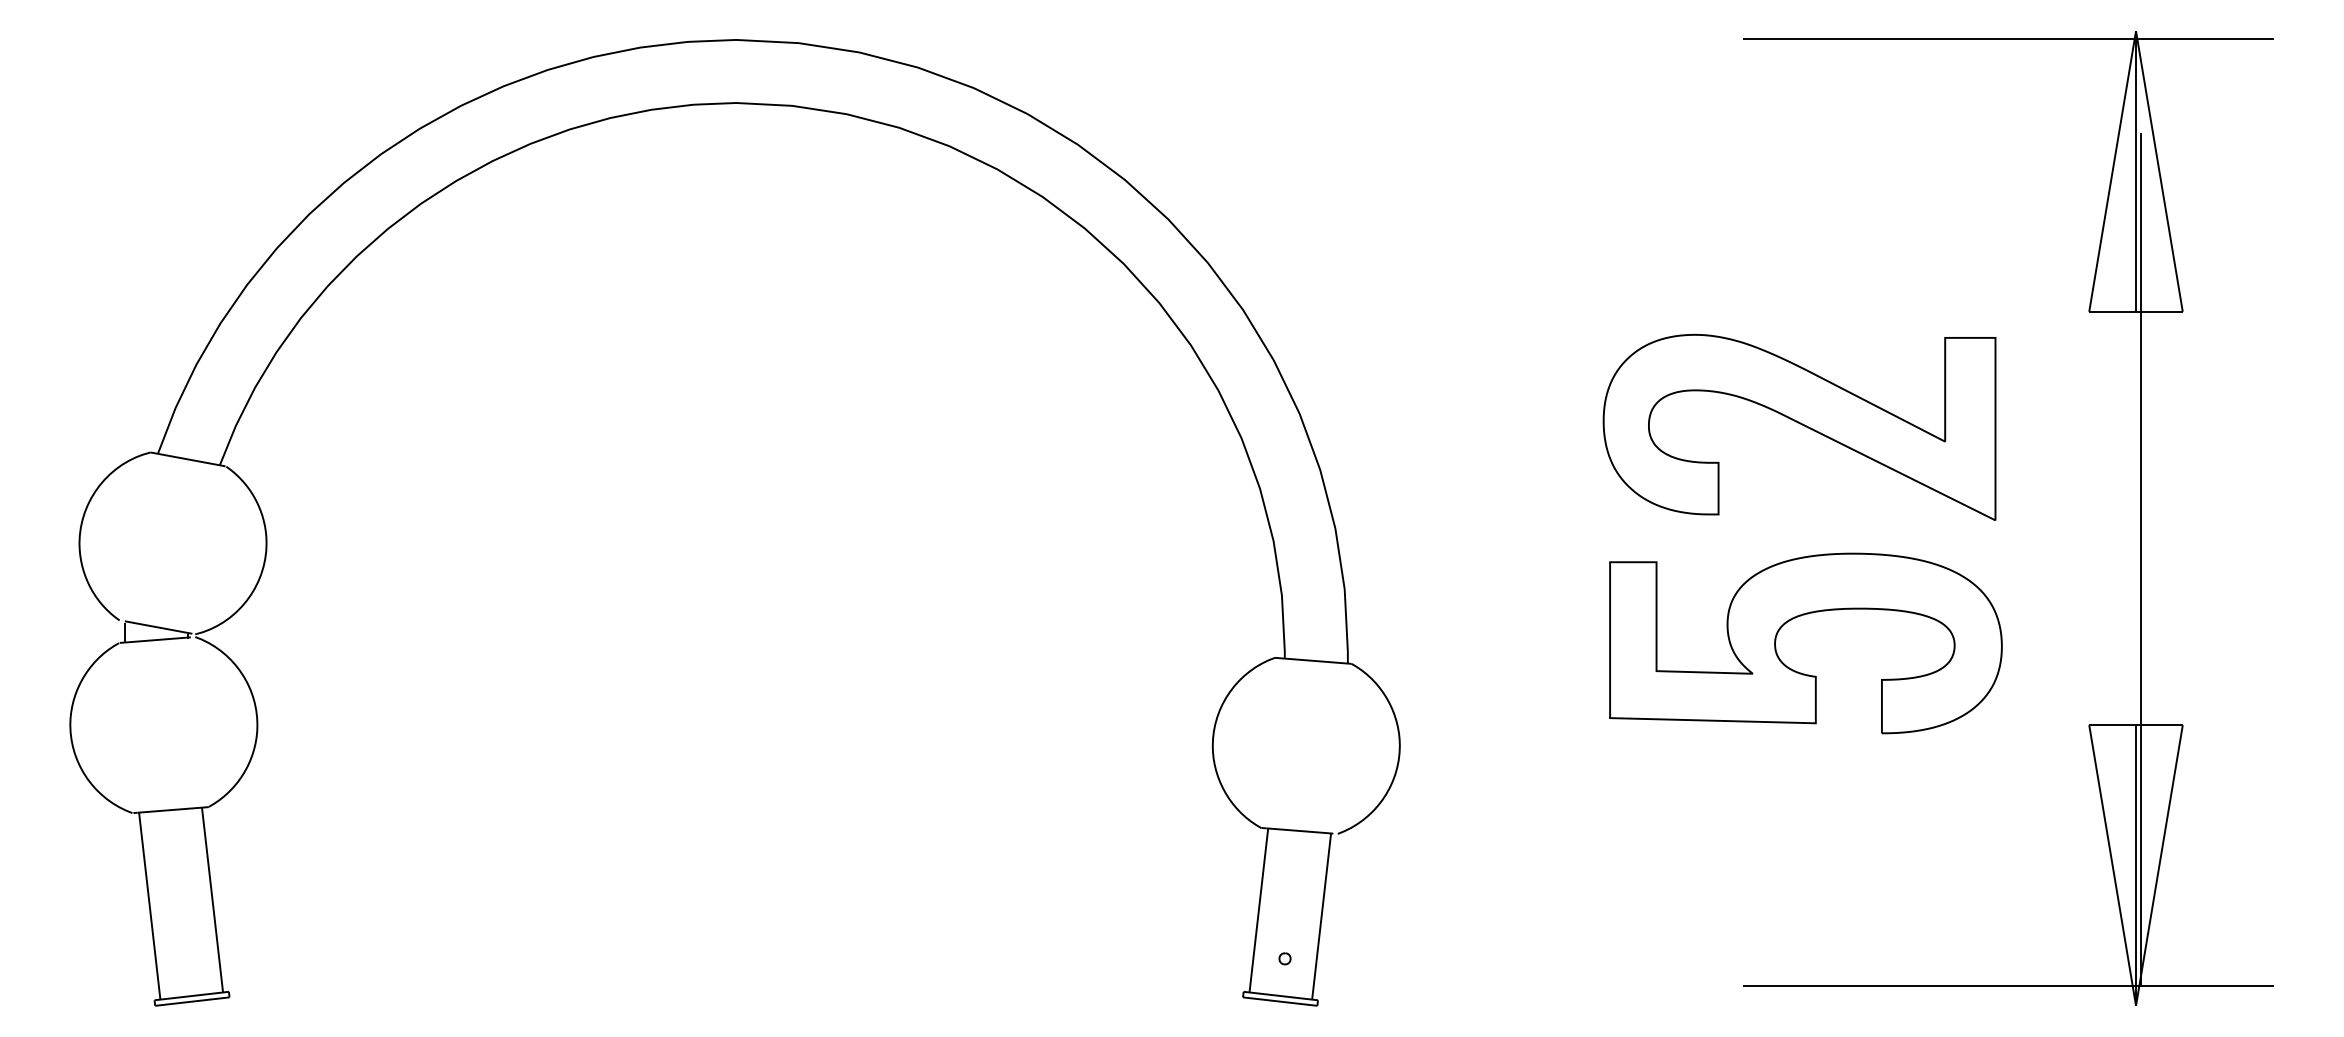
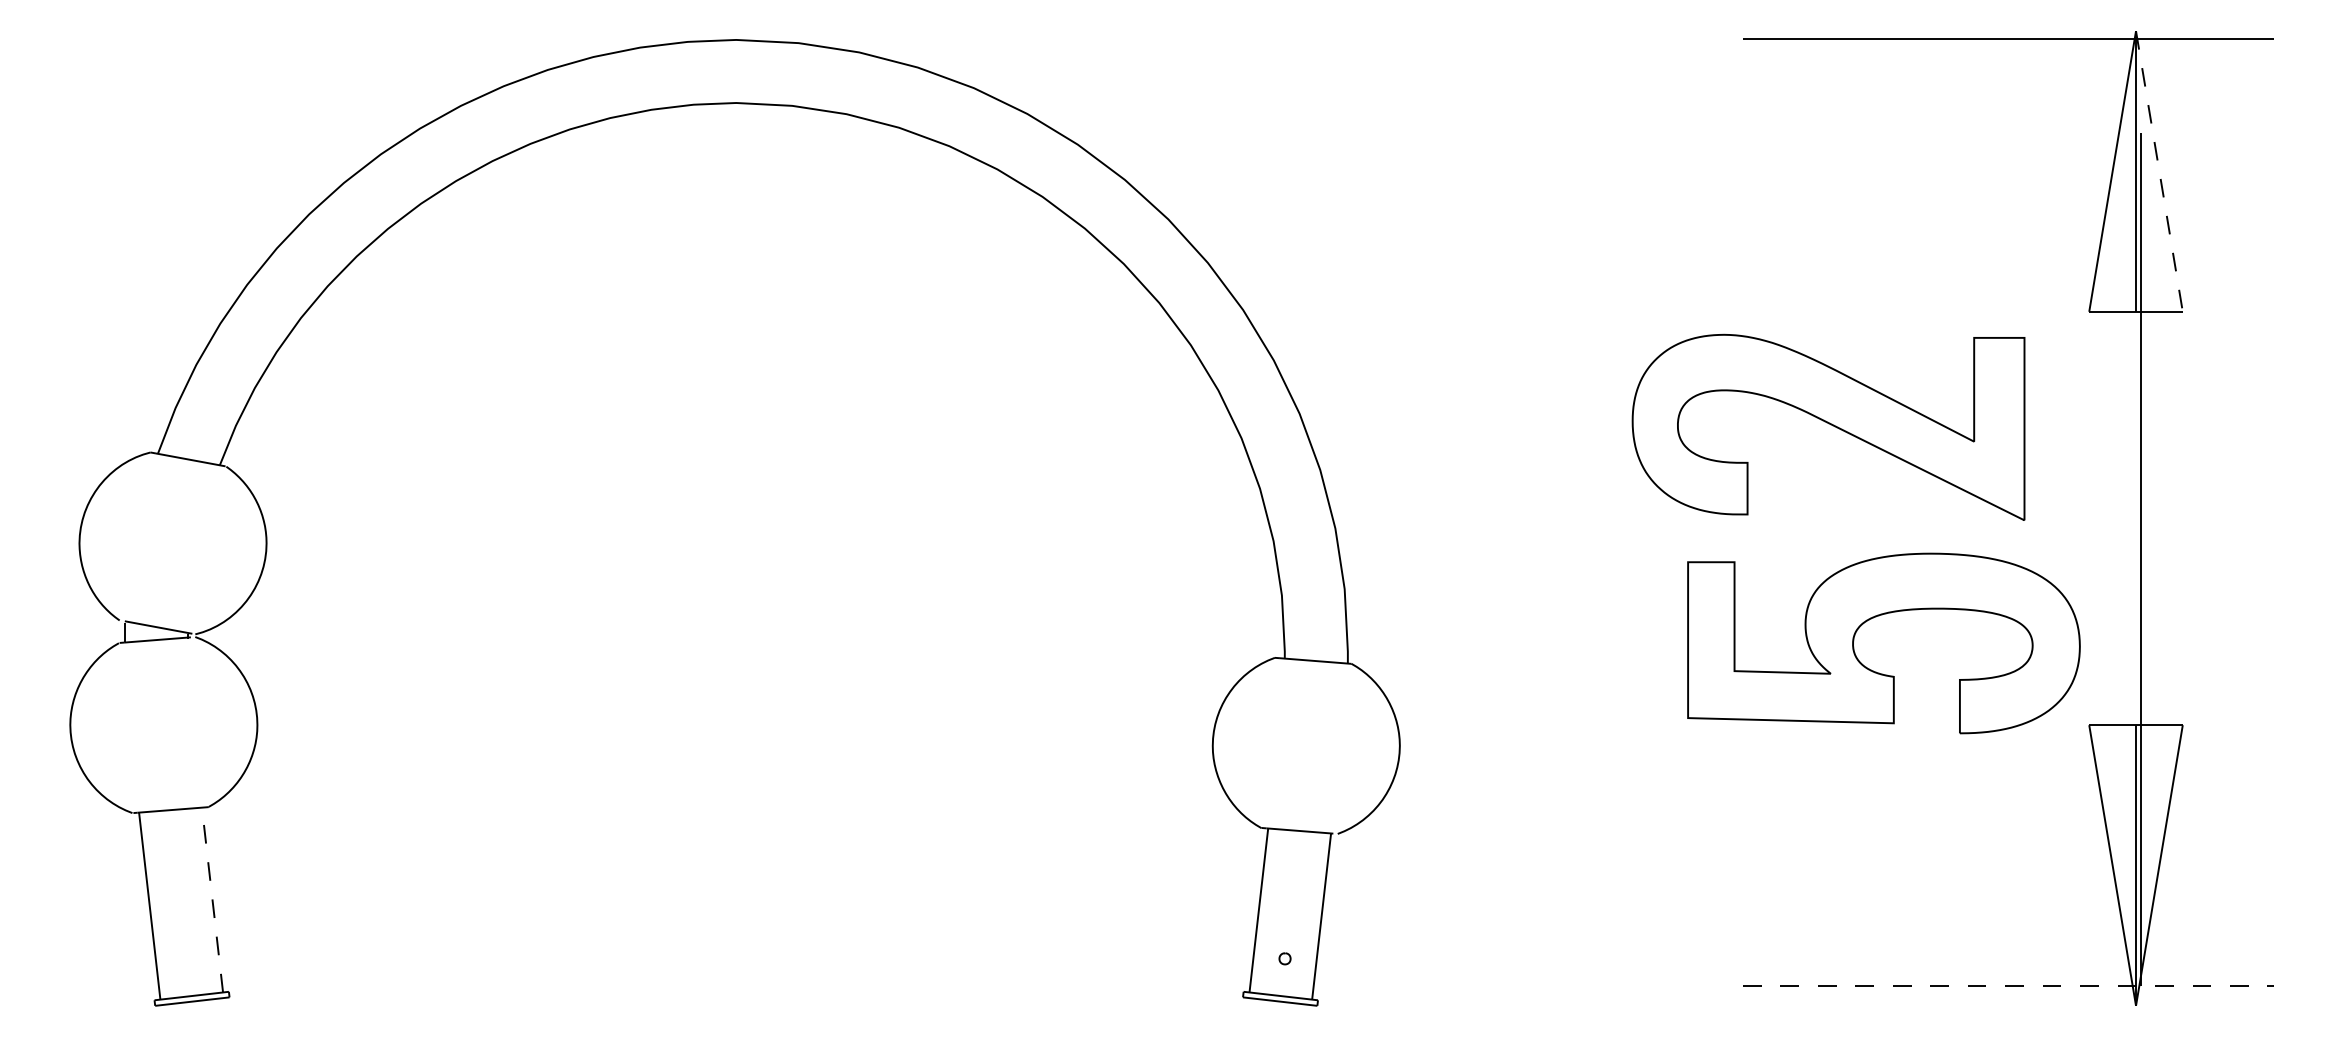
line: solid -> dashed (2159, 171)
part position: (1799, 426) -> (1828, 426) (1828, 426)
part position: (1793, 619) -> (1871, 619) (1871, 619)
line: solid -> dashed (212, 899)
line: solid -> dashed (2008, 986)
